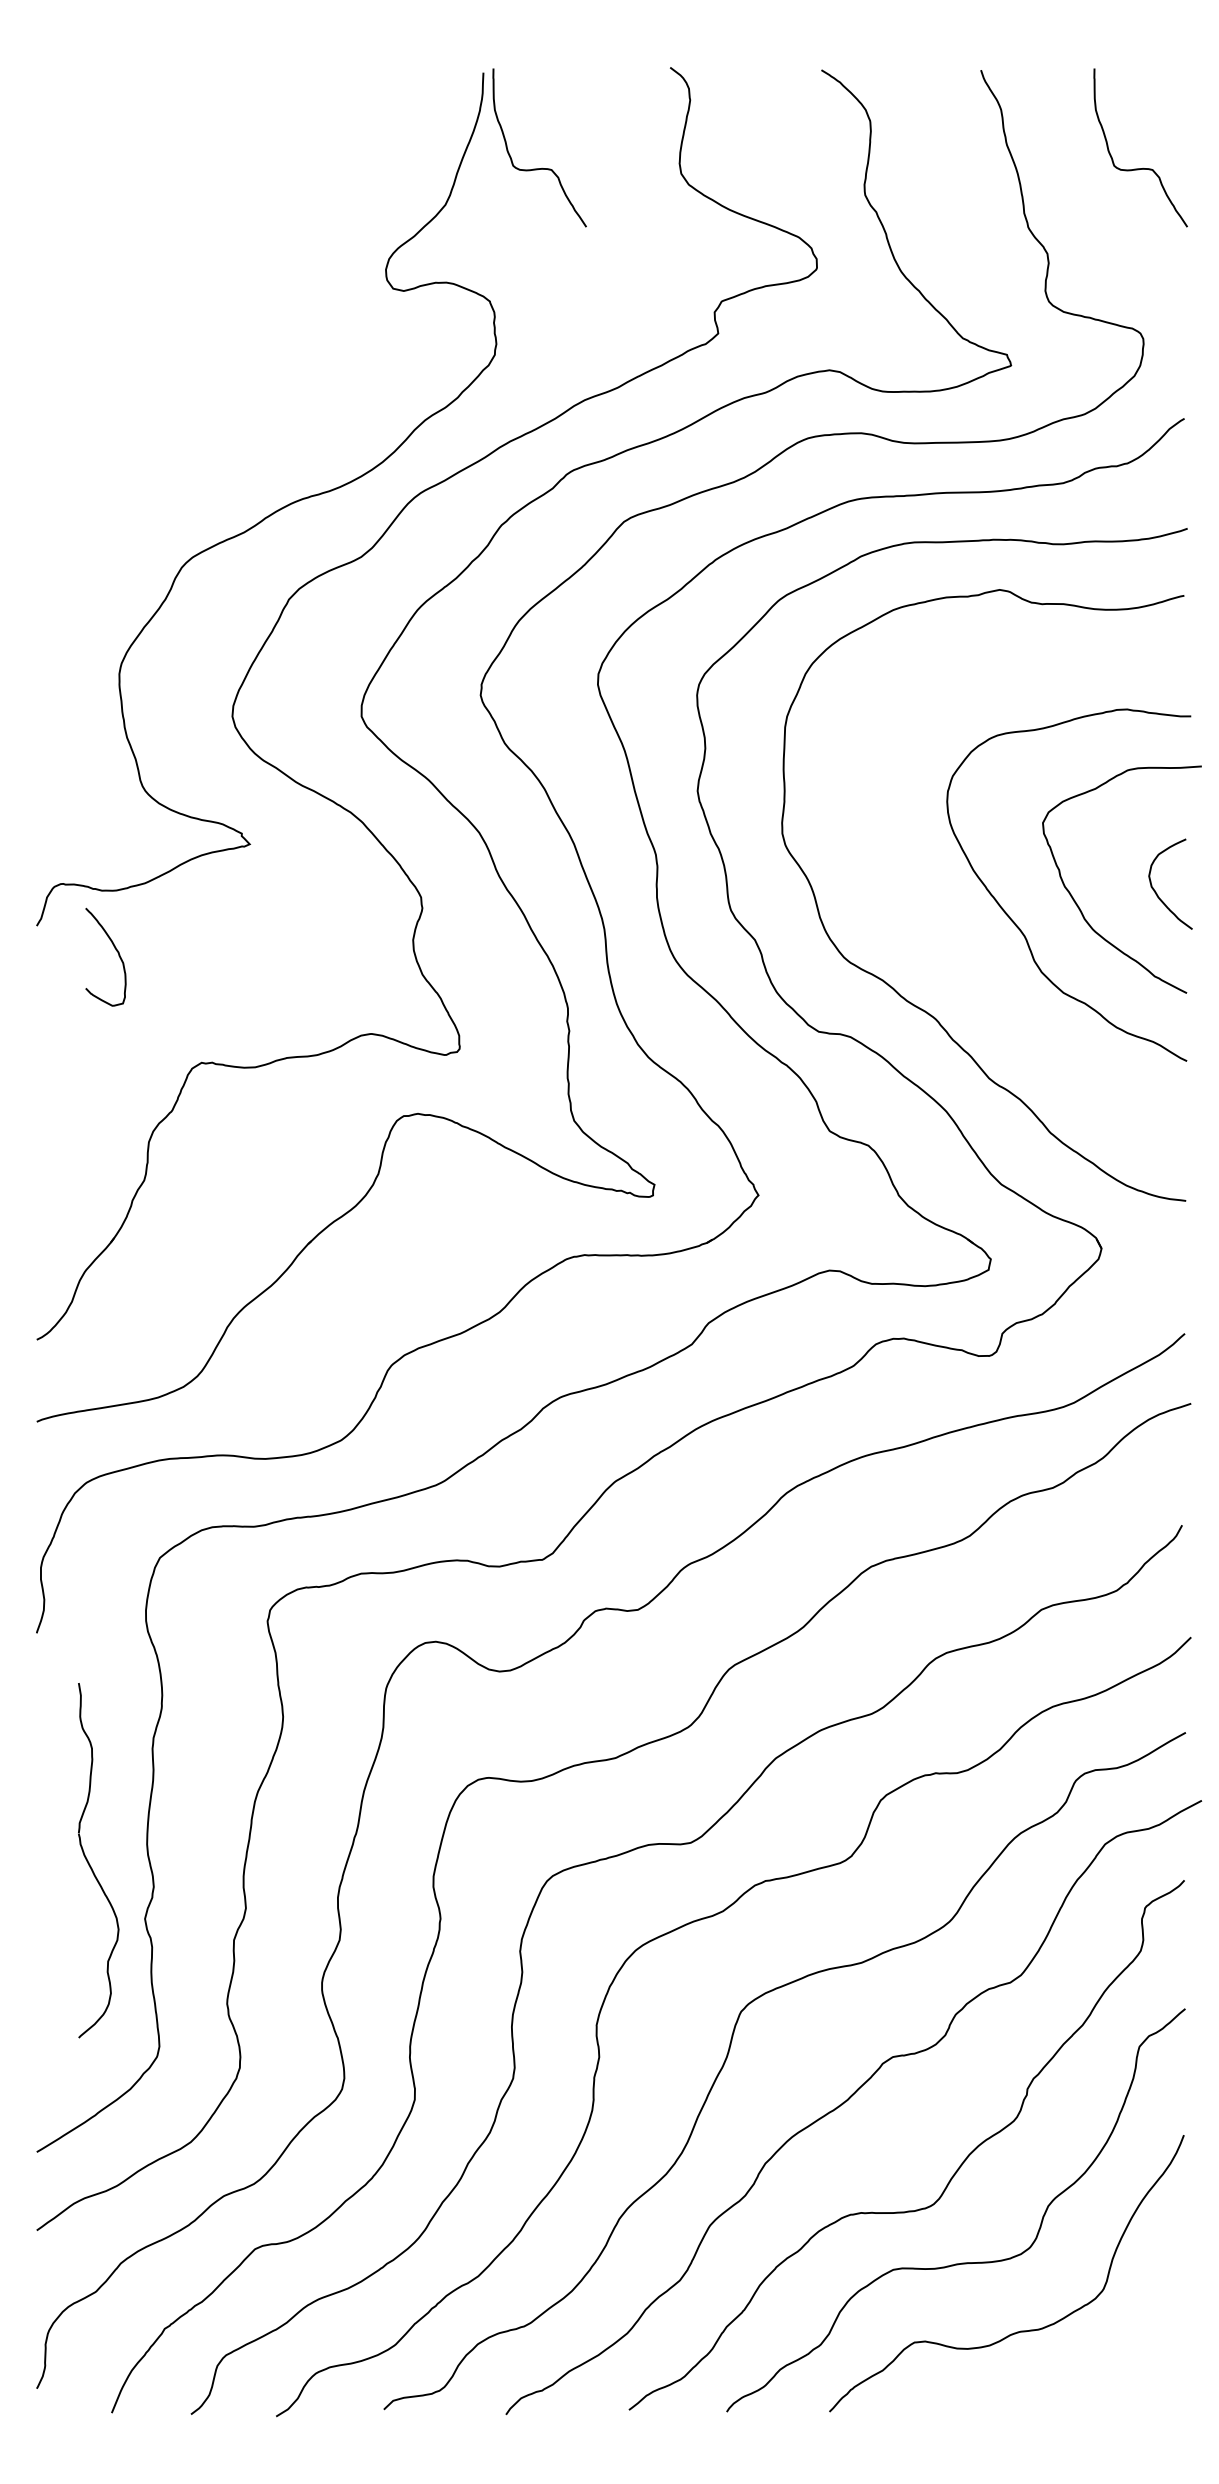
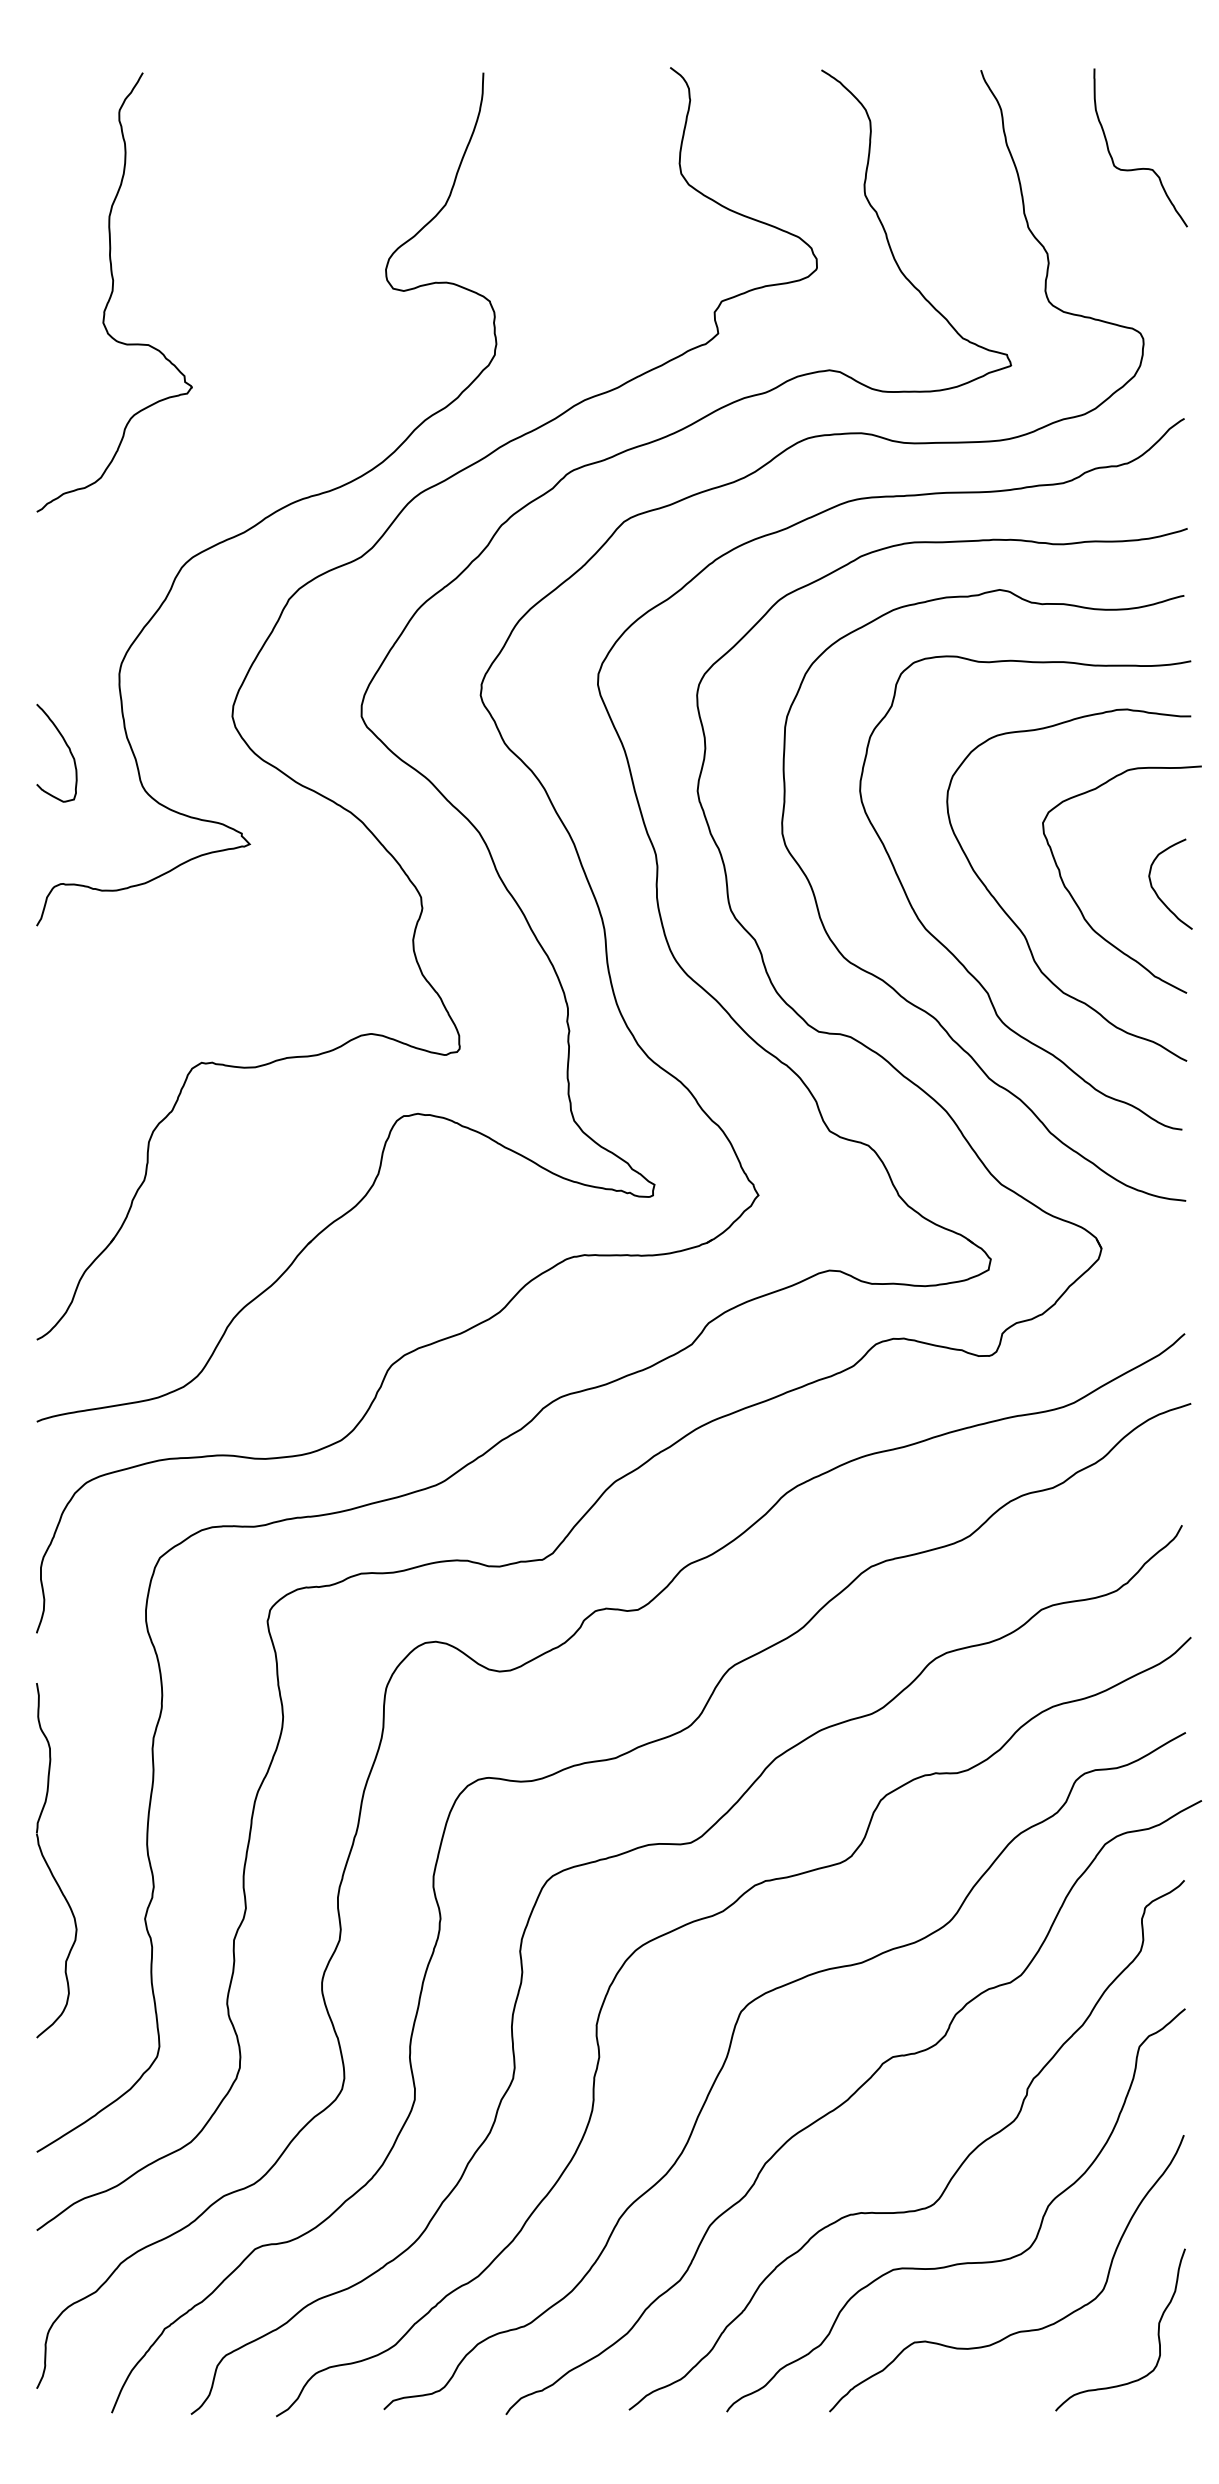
curve: present -> none (539, 168)
curve: none -> present (113, 291)
curve position: (114, 948) -> (65, 744) (65, 744)
curve: none -> present (955, 955)
part position: (90, 1864) -> (48, 1864) (48, 1864)
curve: none -> present (1157, 2330)
